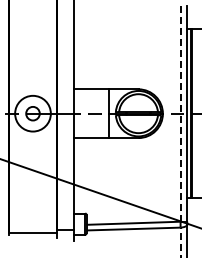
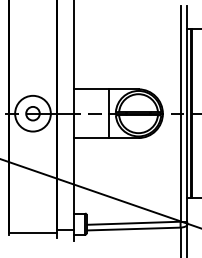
line: dashed -> solid (180, 114)
line: dashed -> solid (180, 242)
